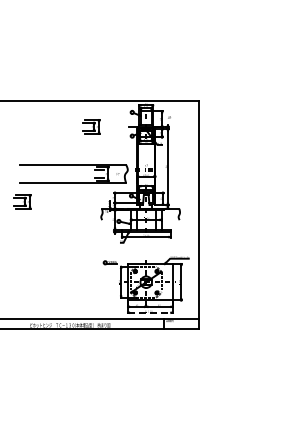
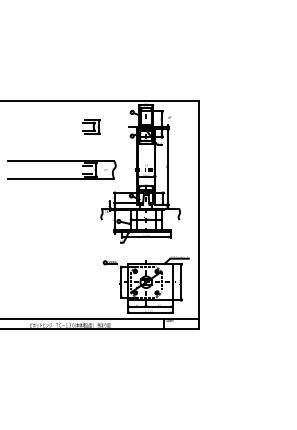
part position: (73, 165) -> (61, 161) (61, 161)
part: present -> none (22, 201)
line: dashed -> solid (150, 312)
